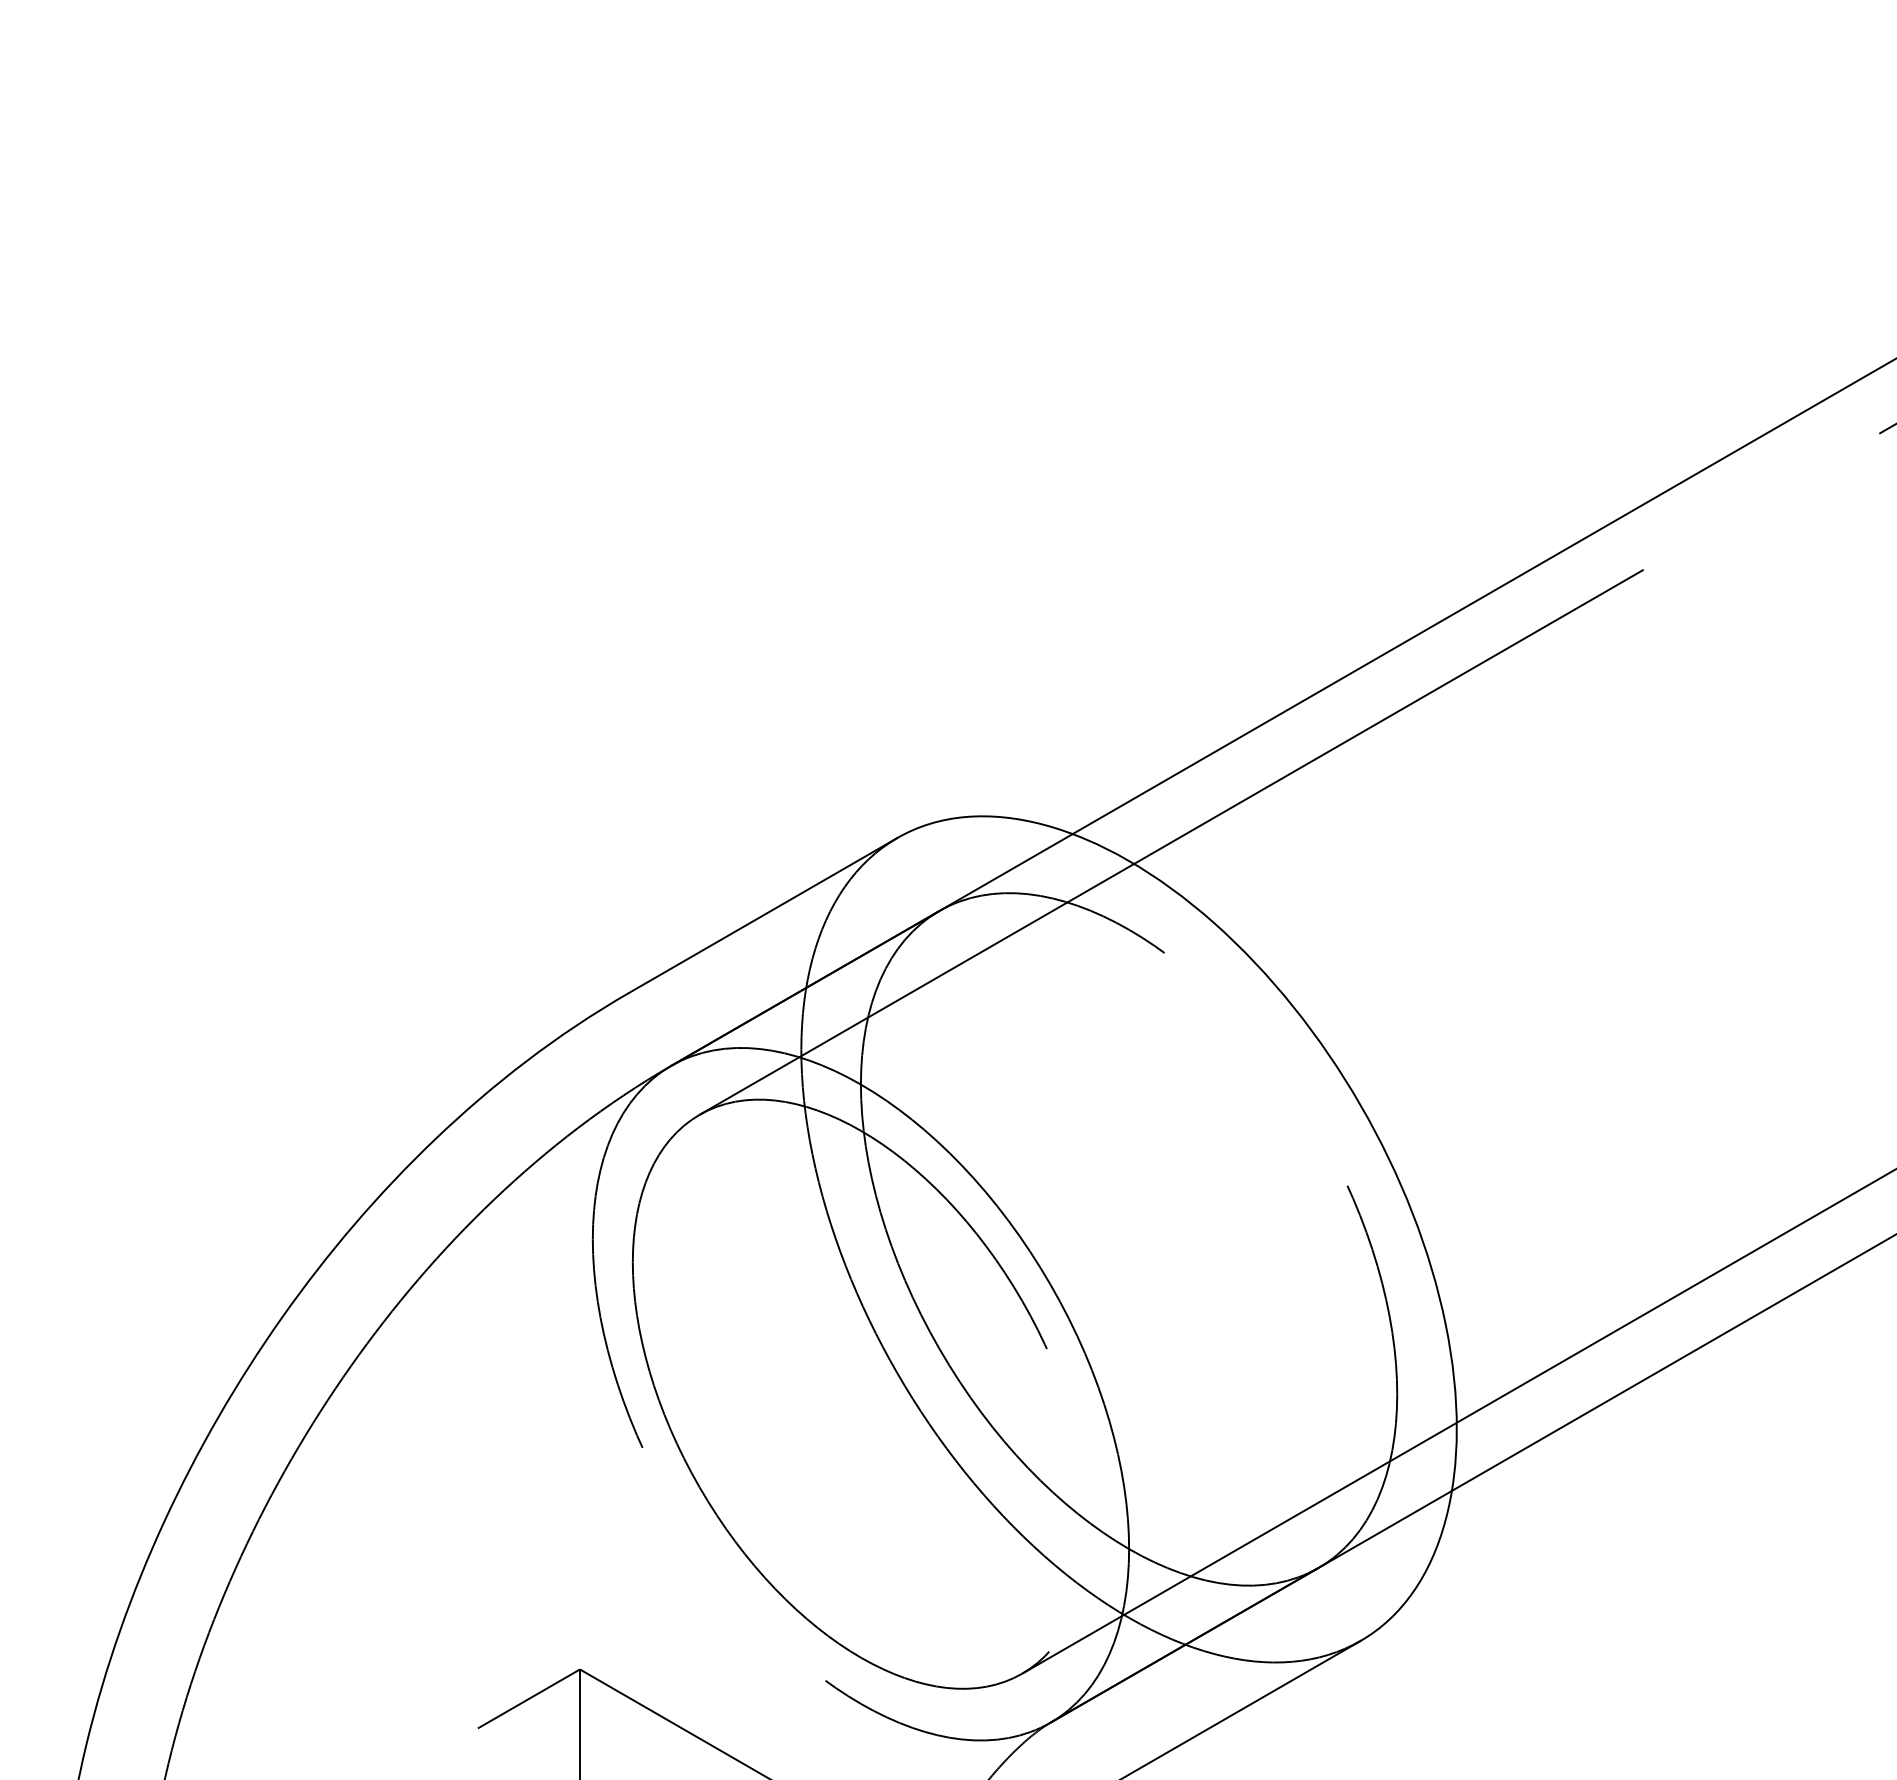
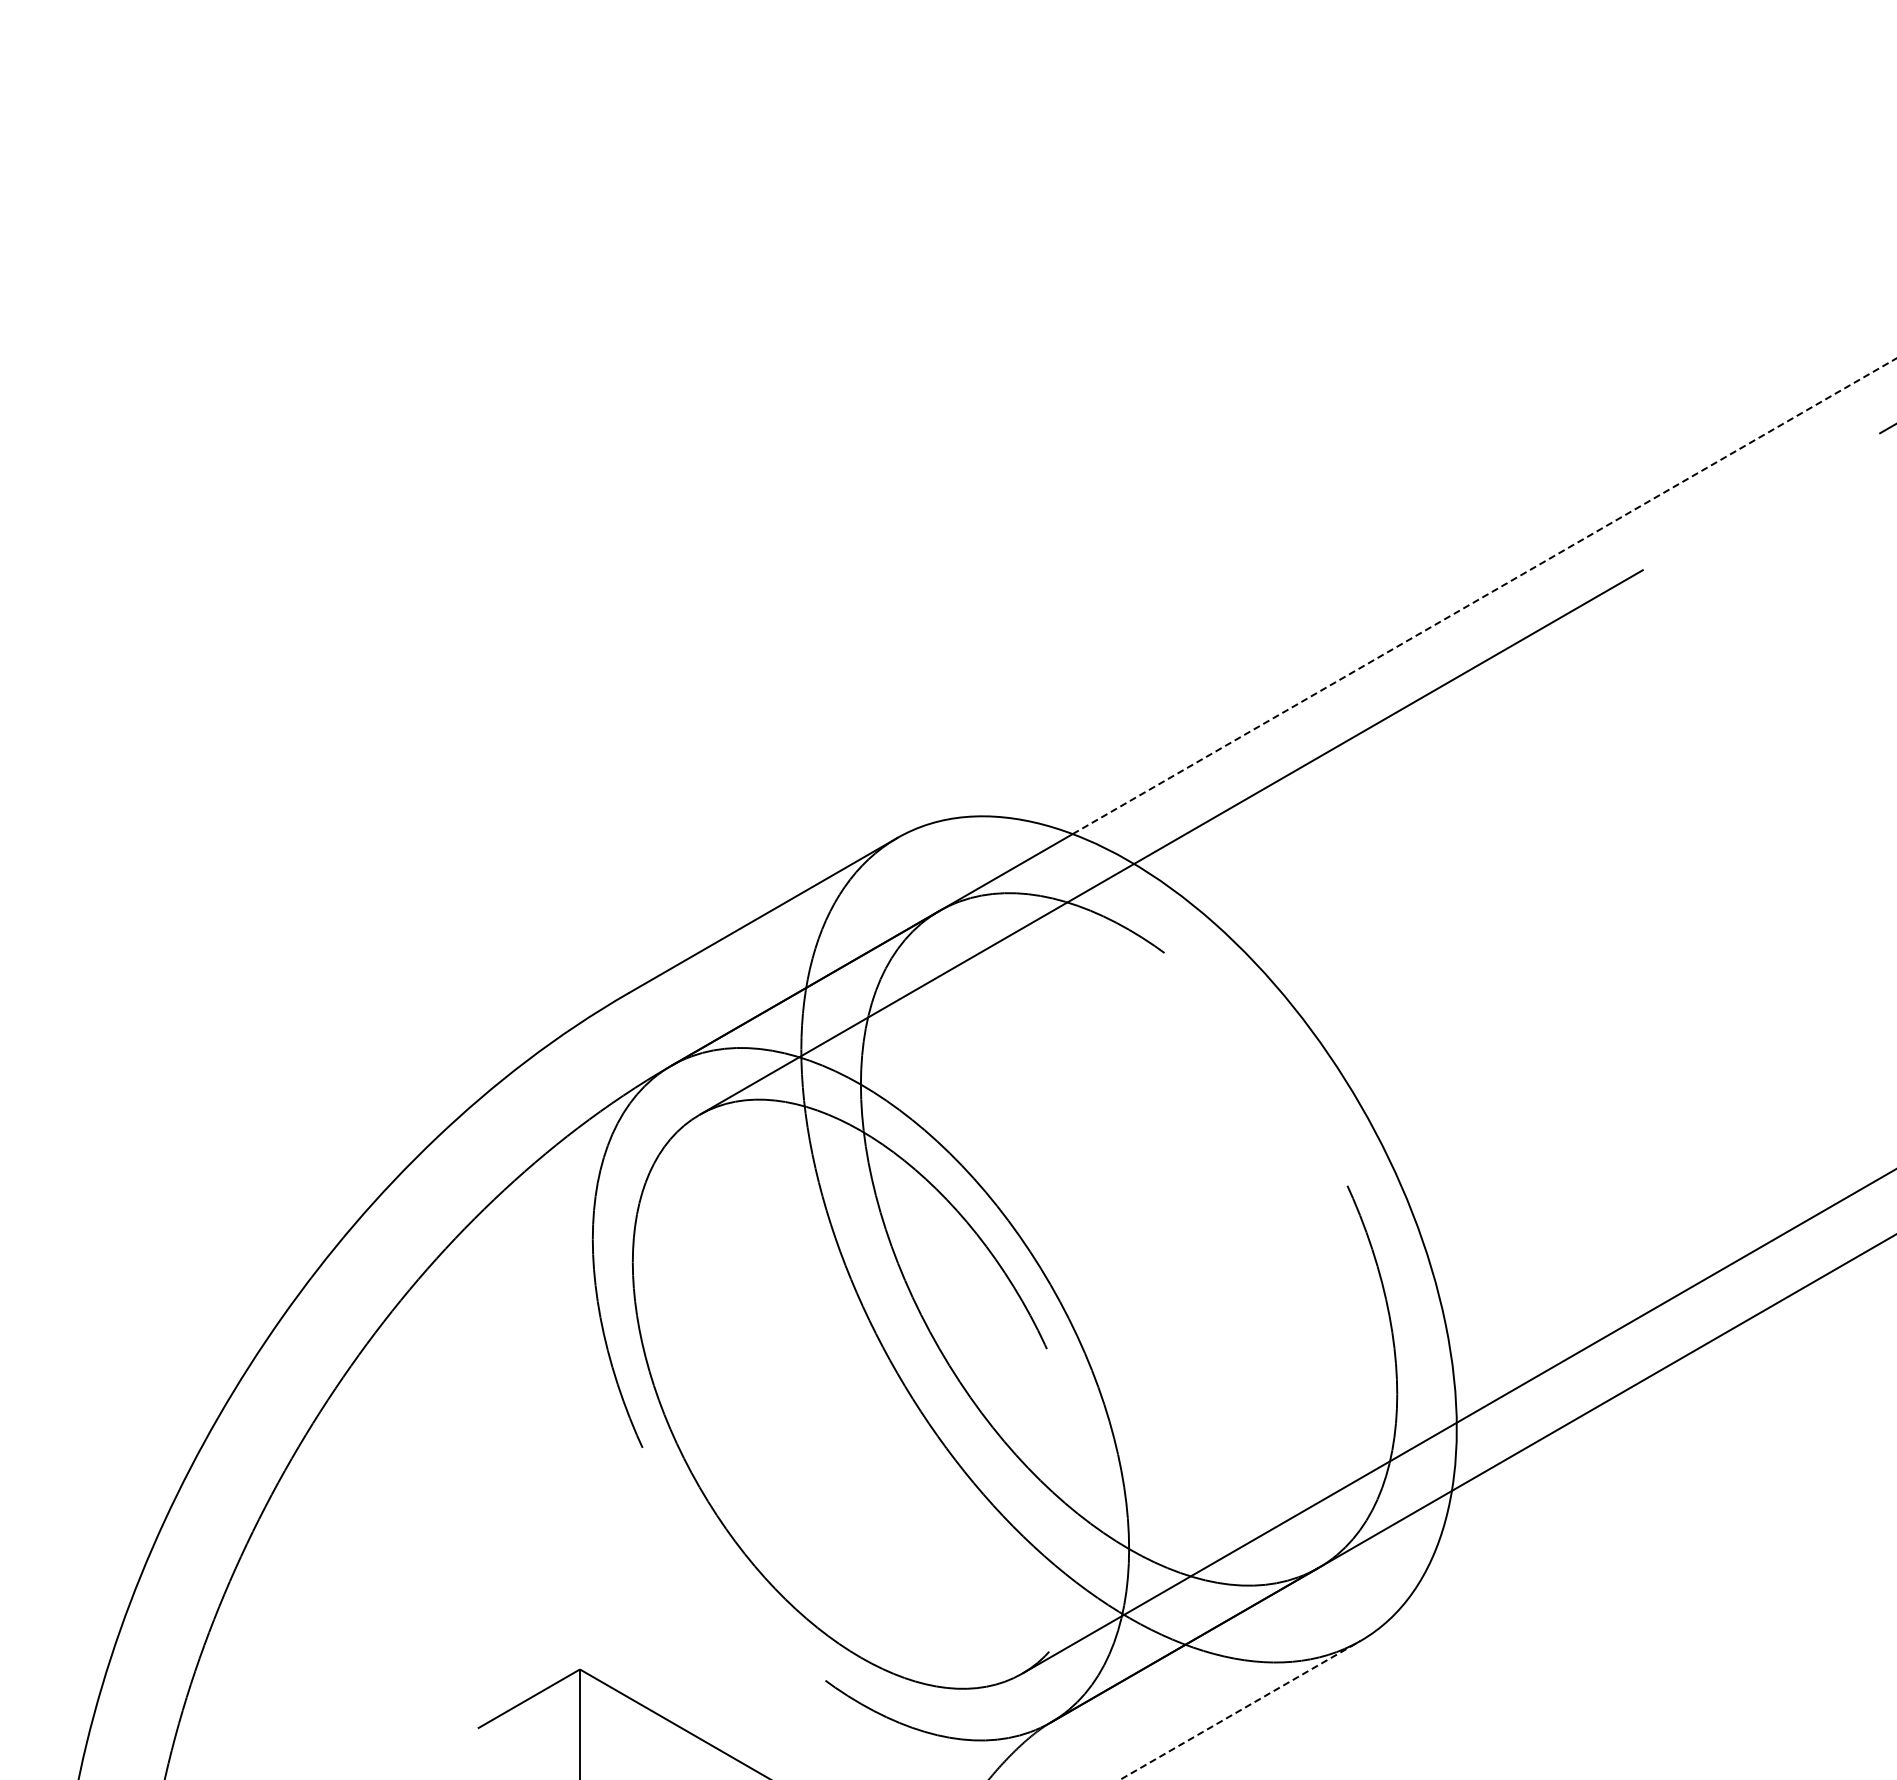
line: solid -> dashed (1484, 596)
line: solid -> dashed (1240, 1710)
